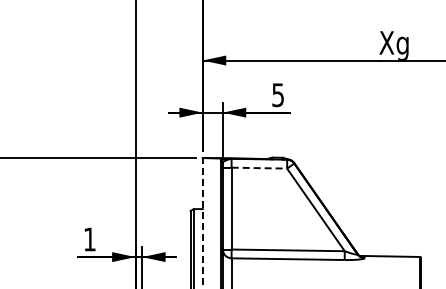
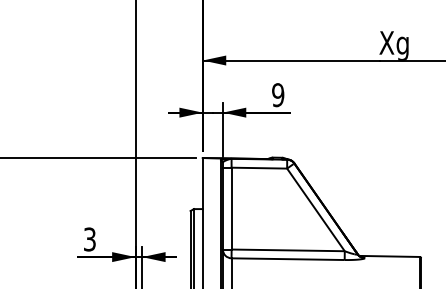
text: 5 -> 9 (278, 94)
line: dashed -> solid (259, 168)
line: dashed -> solid (202, 222)
text: 1 -> 3 (89, 239)
